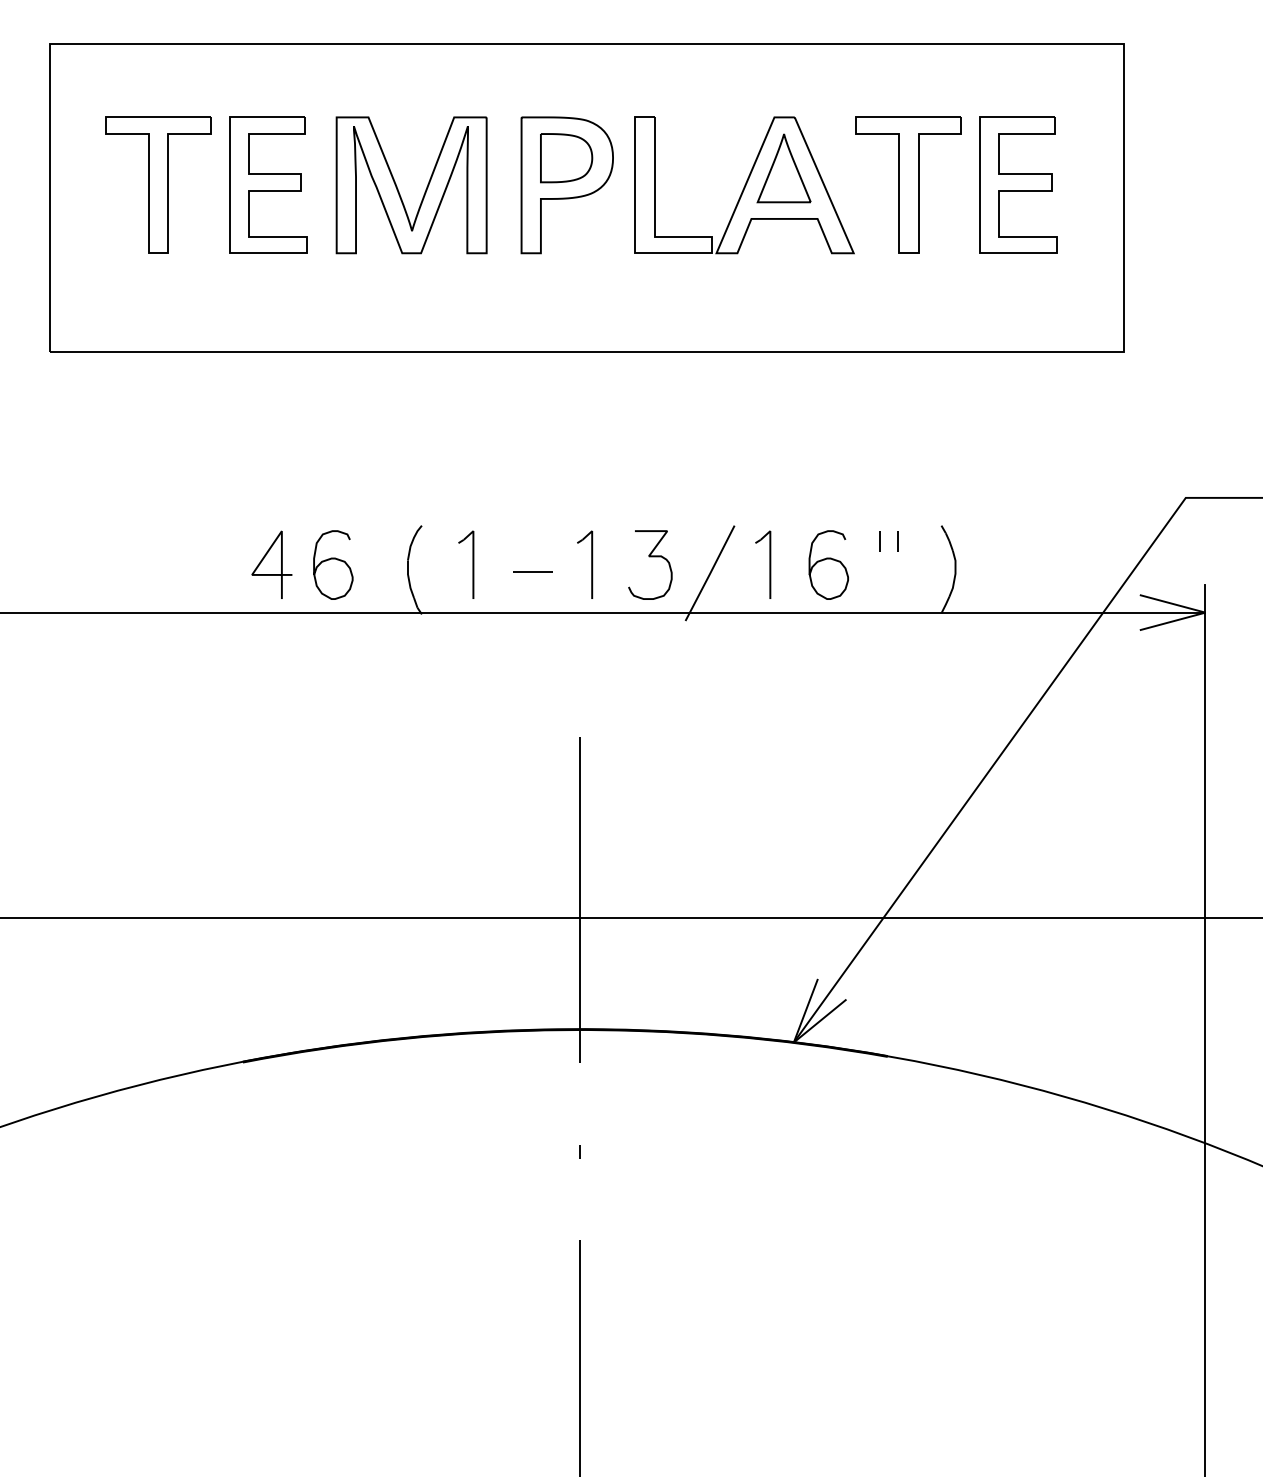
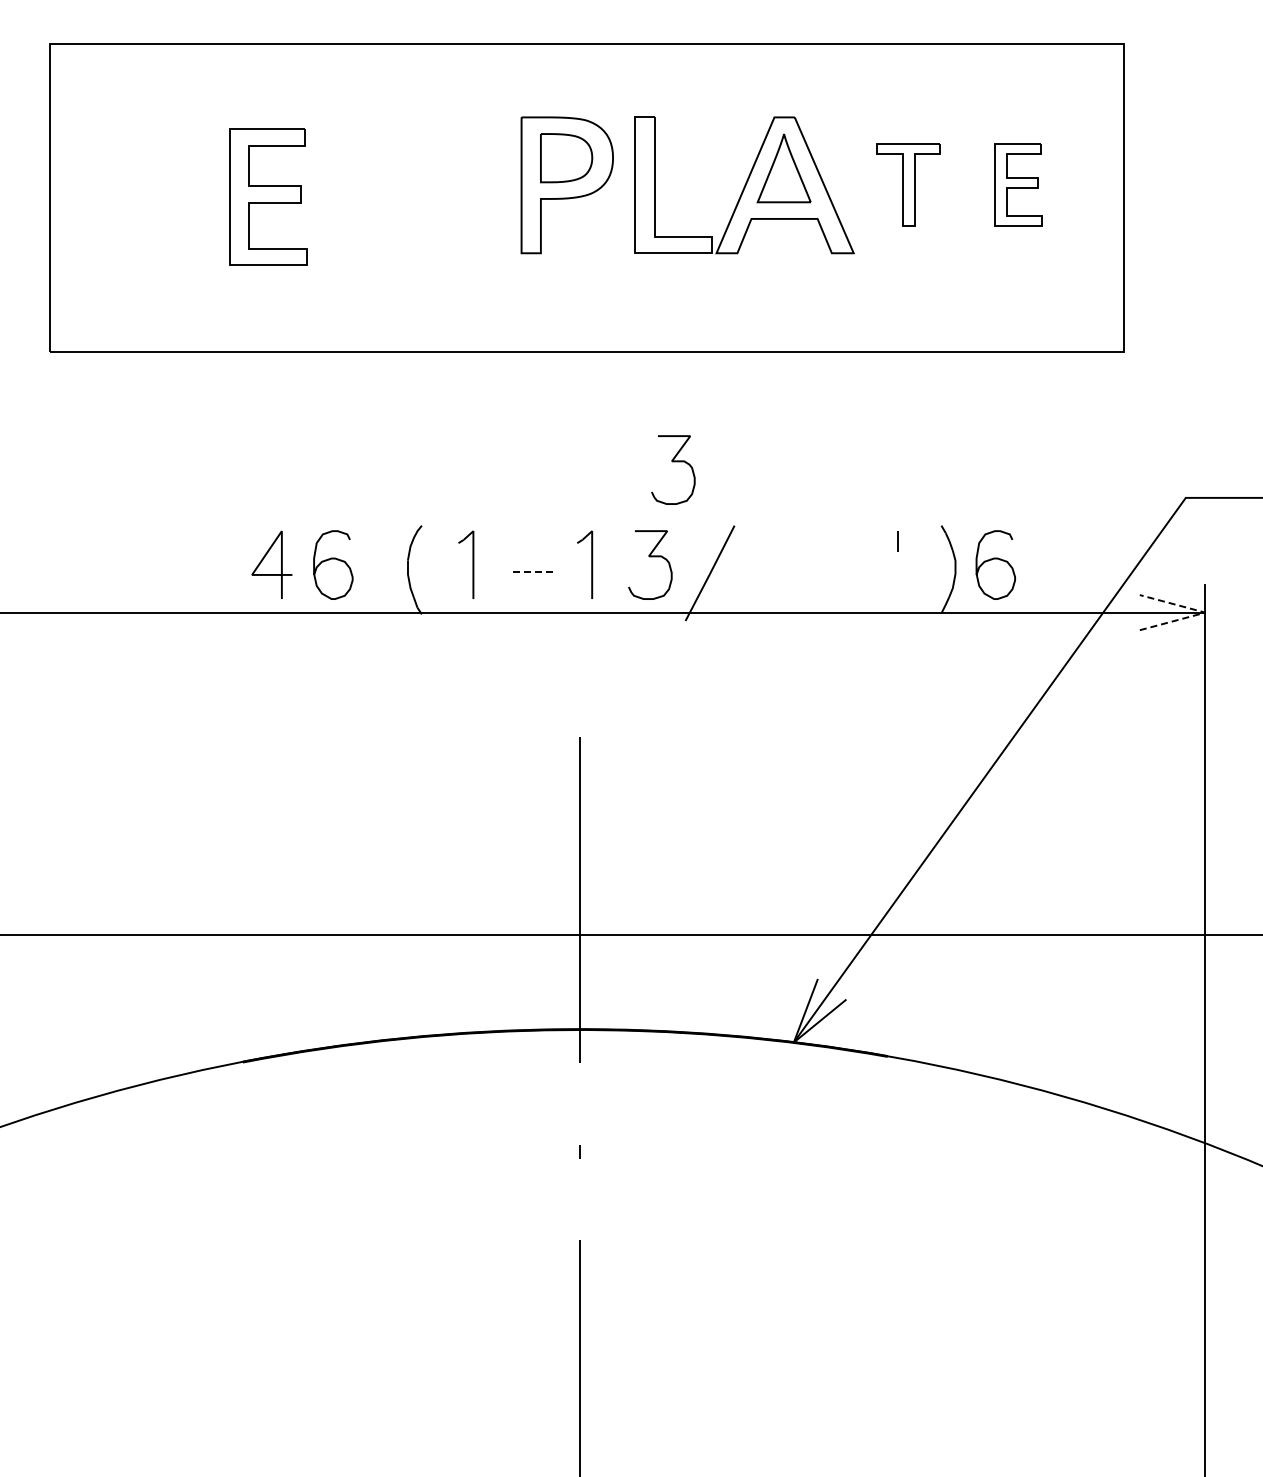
part: present -> none (158, 184)
part position: (268, 184) -> (268, 196) (268, 196)
part size: 107x138 px -> 65x84 px (908, 184)
part size: 79x138 px -> 49x84 px (1018, 184)
part: present -> none (398, 188)
curve: none -> present (673, 462)
line: present -> none (879, 541)
curve position: (828, 559) -> (995, 559) (995, 559)
part: present -> none (763, 564)
line: solid -> dashed (533, 571)
line: solid -> dashed (1205, 612)
line position: (630, 917) -> (630, 934) (630, 934)
